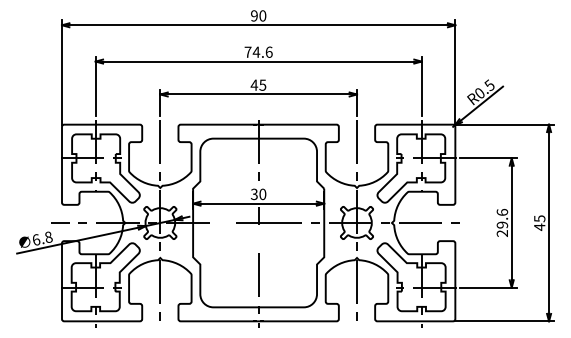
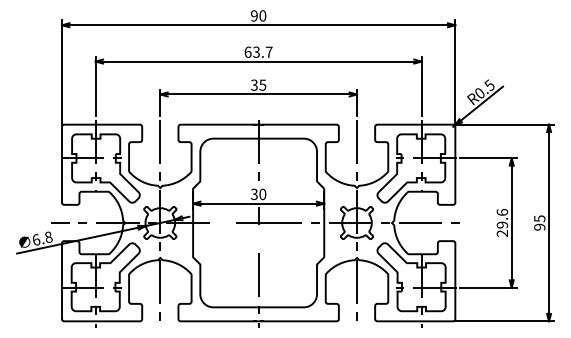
text: 74.6 -> 63.7 (258, 51)
text: 45 -> 35 (254, 84)
text: 45 -> 95 (539, 226)
